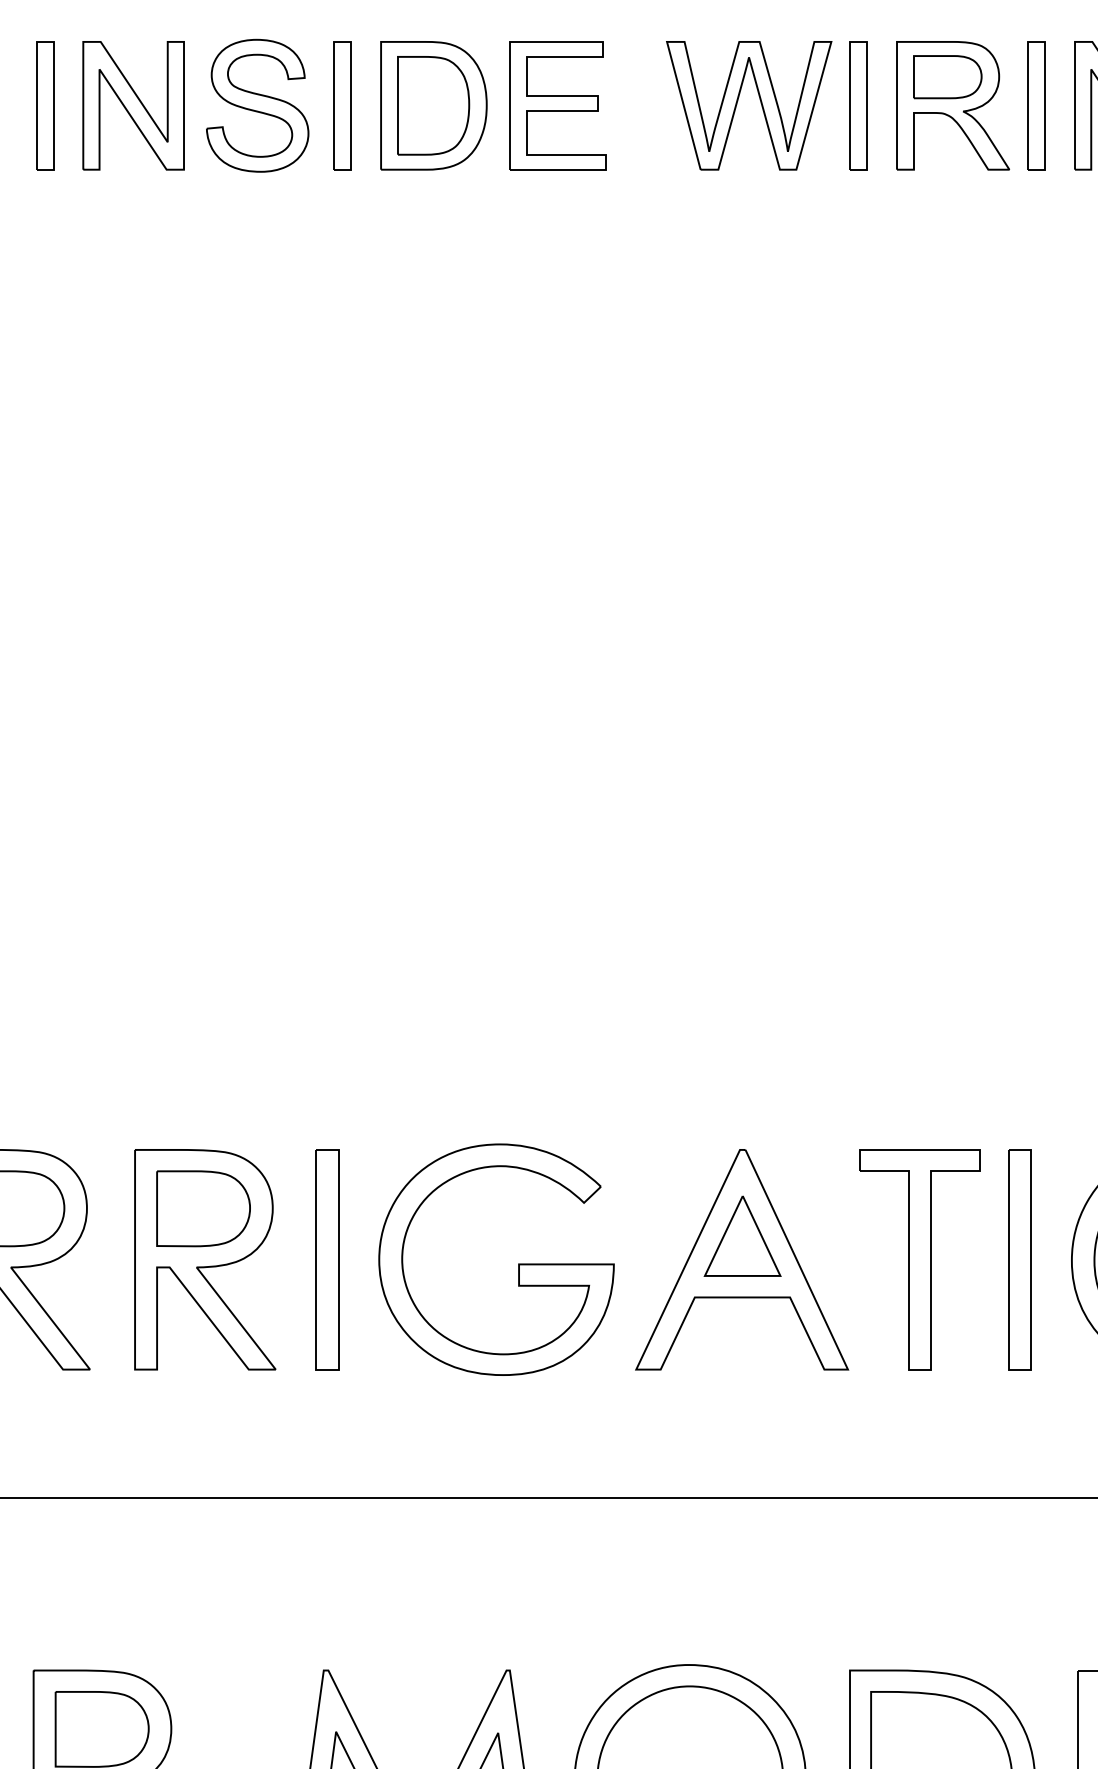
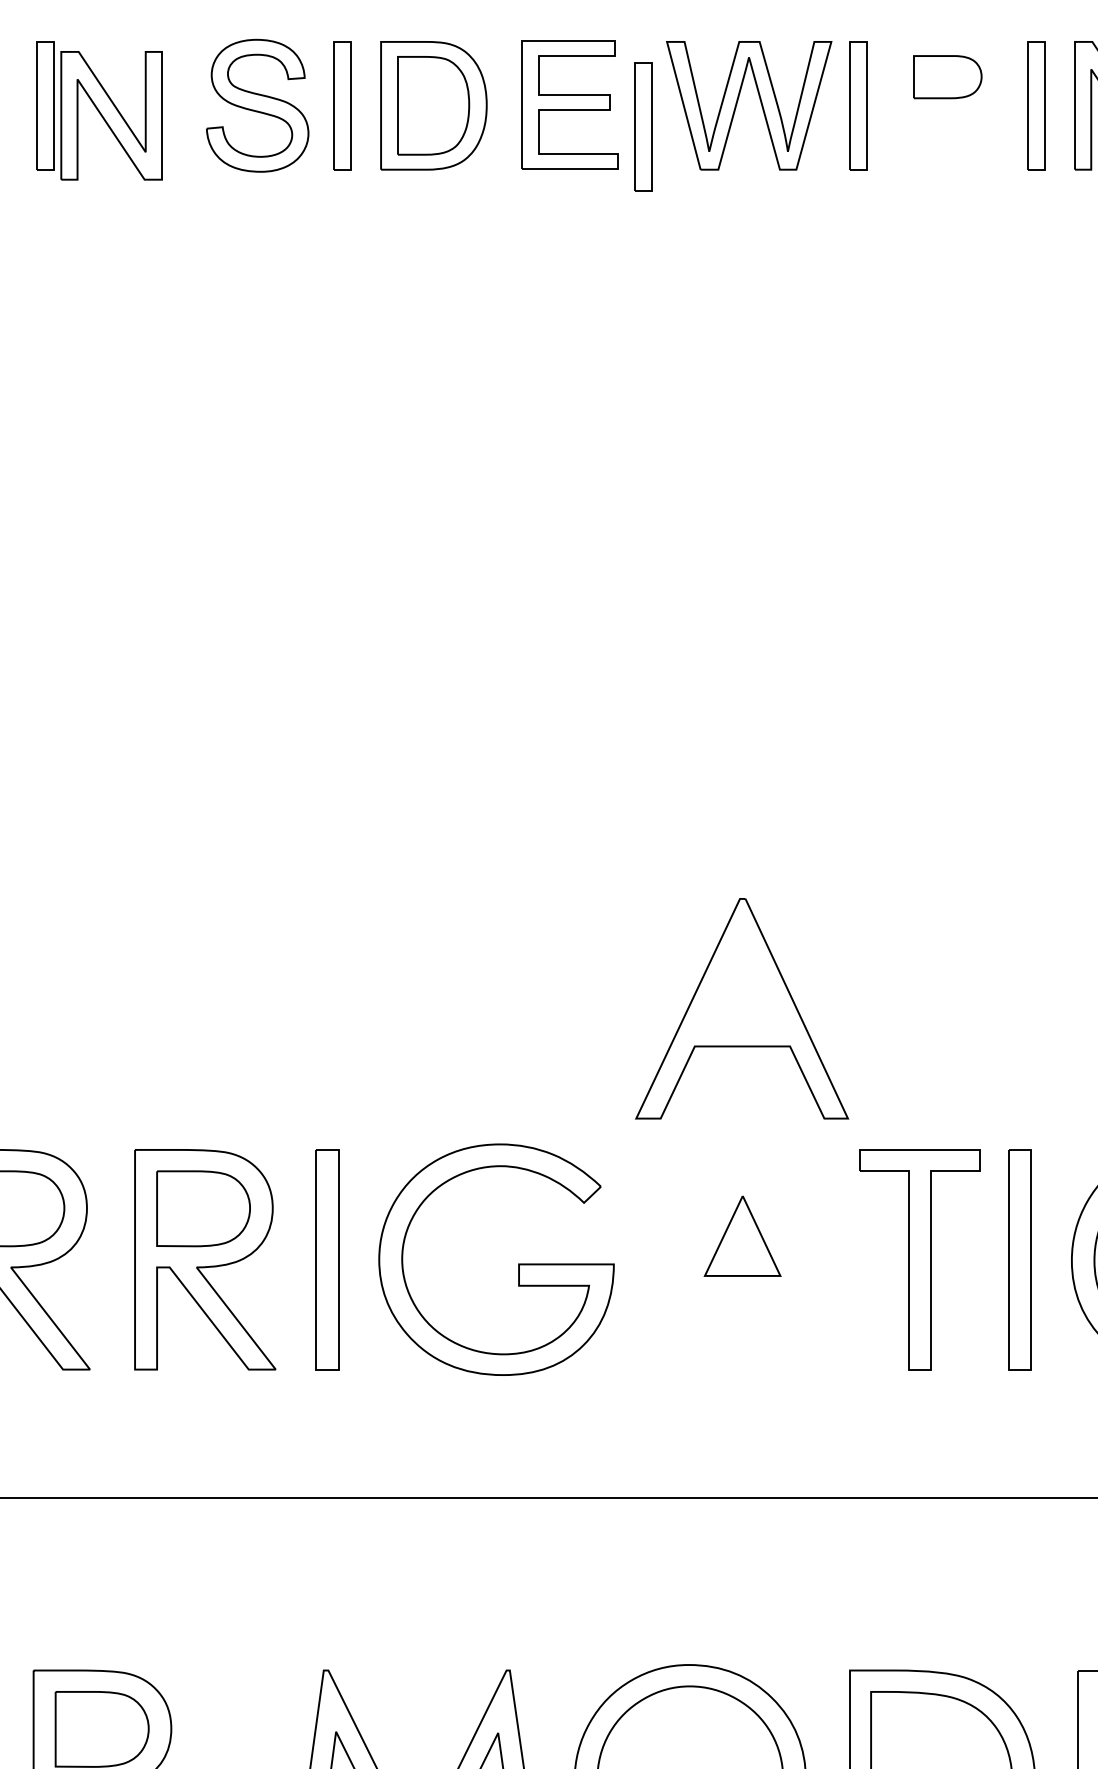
part position: (133, 105) -> (111, 115) (111, 115)
part position: (557, 105) -> (569, 104) (569, 104)
part: present -> none (952, 105)
part: none -> present (643, 126)
part position: (742, 1259) -> (742, 1008) (742, 1008)
